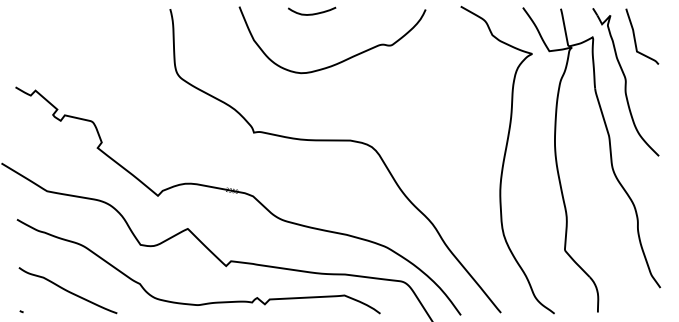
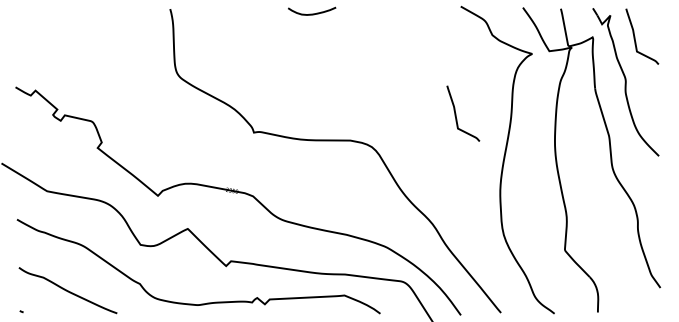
curve: present -> none (342, 60)
curve: none -> present (456, 113)
